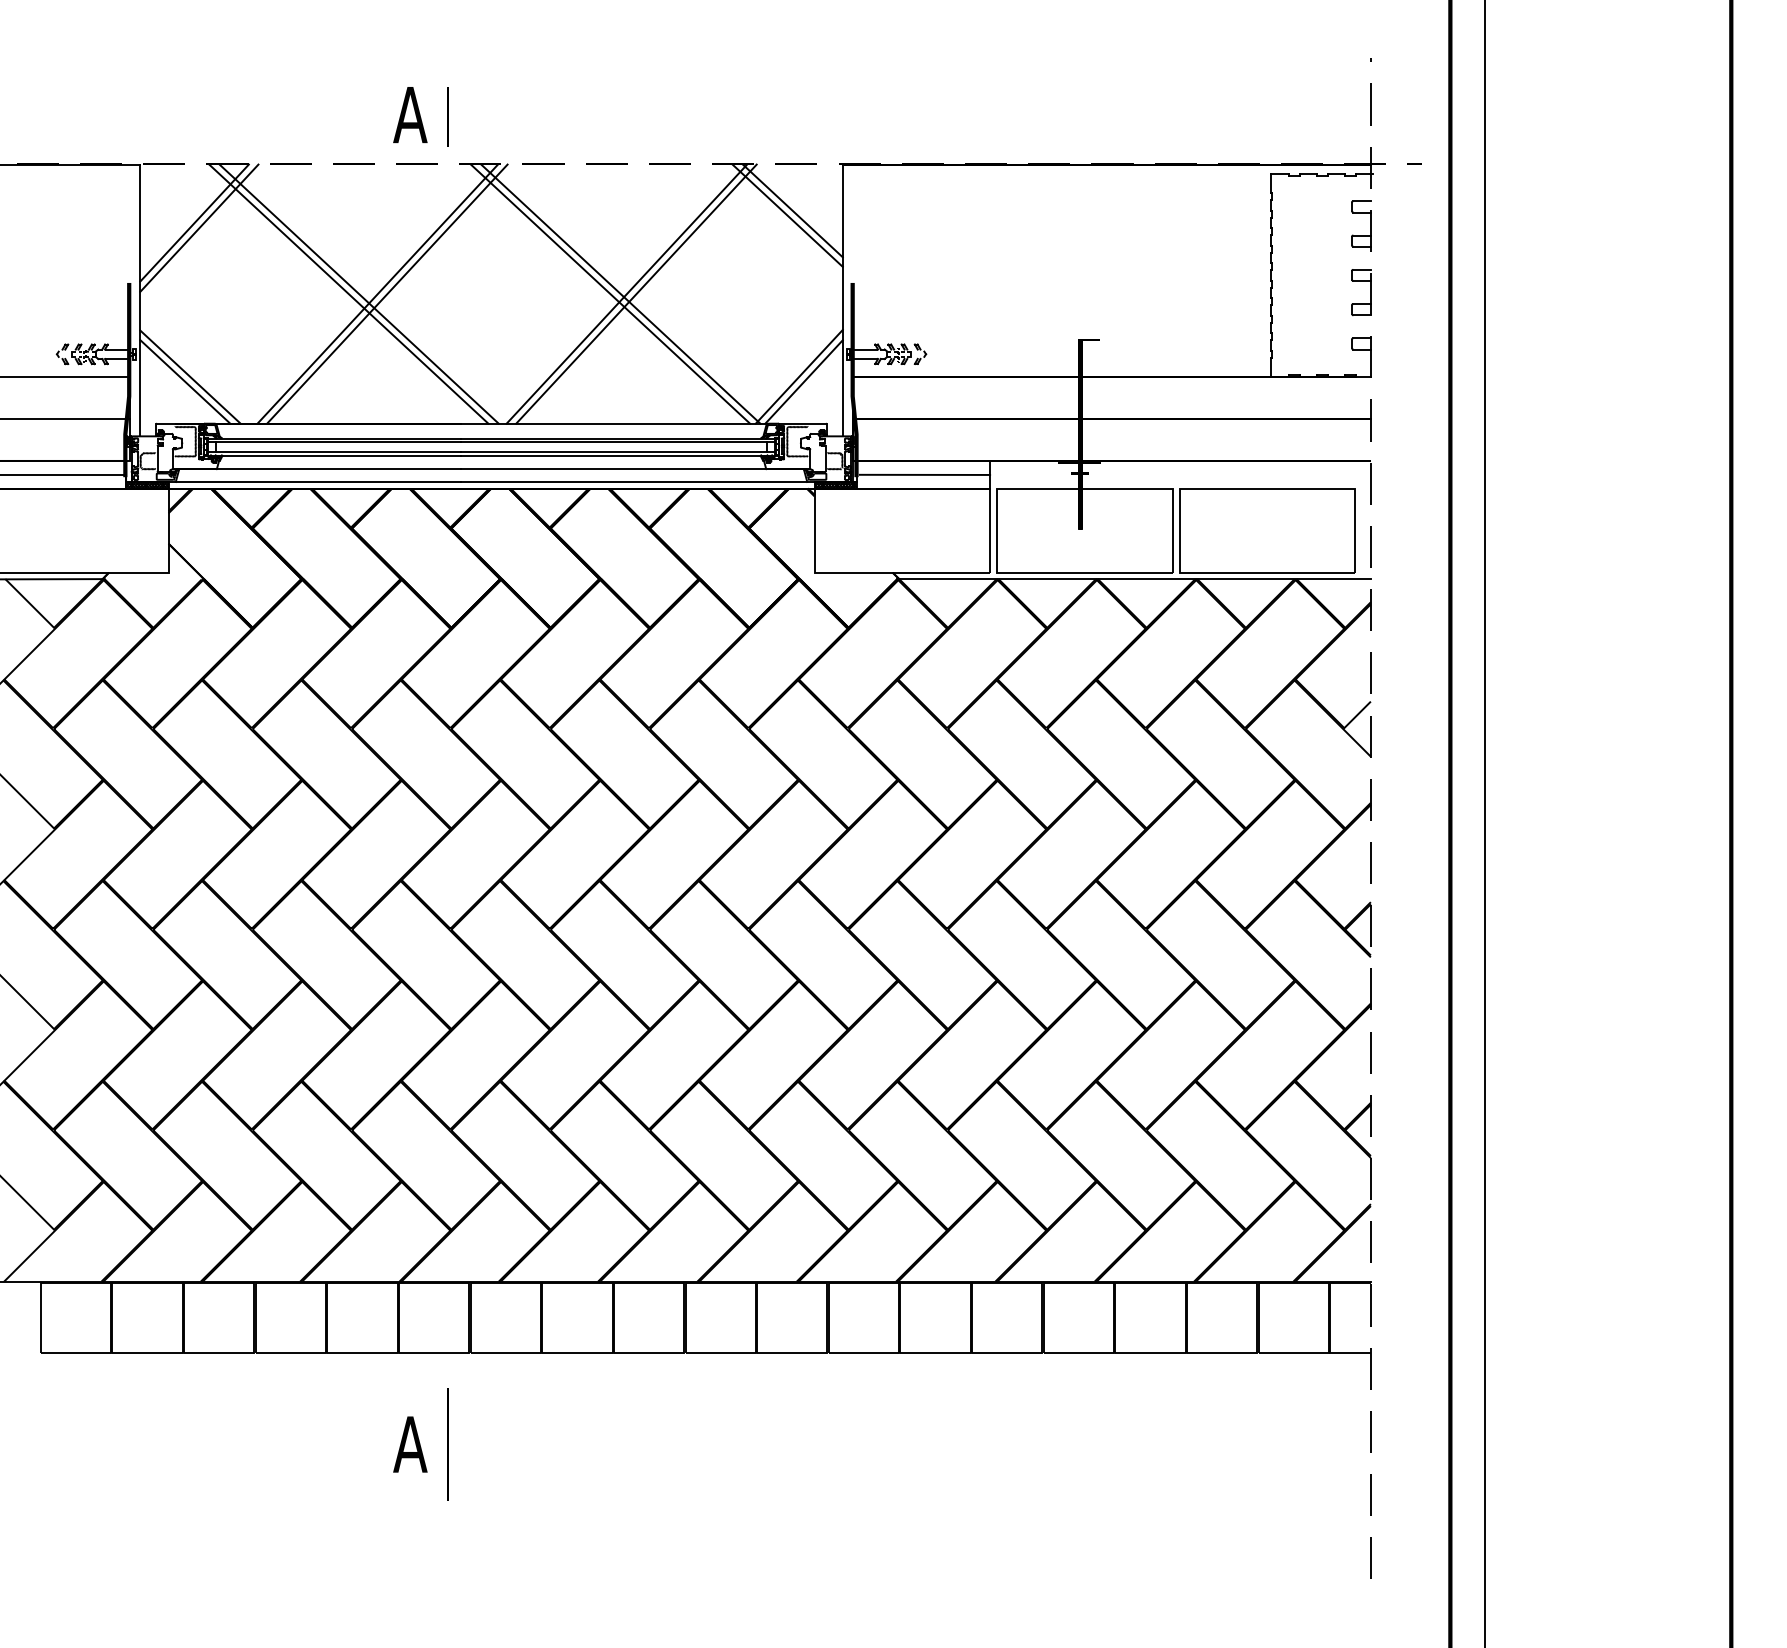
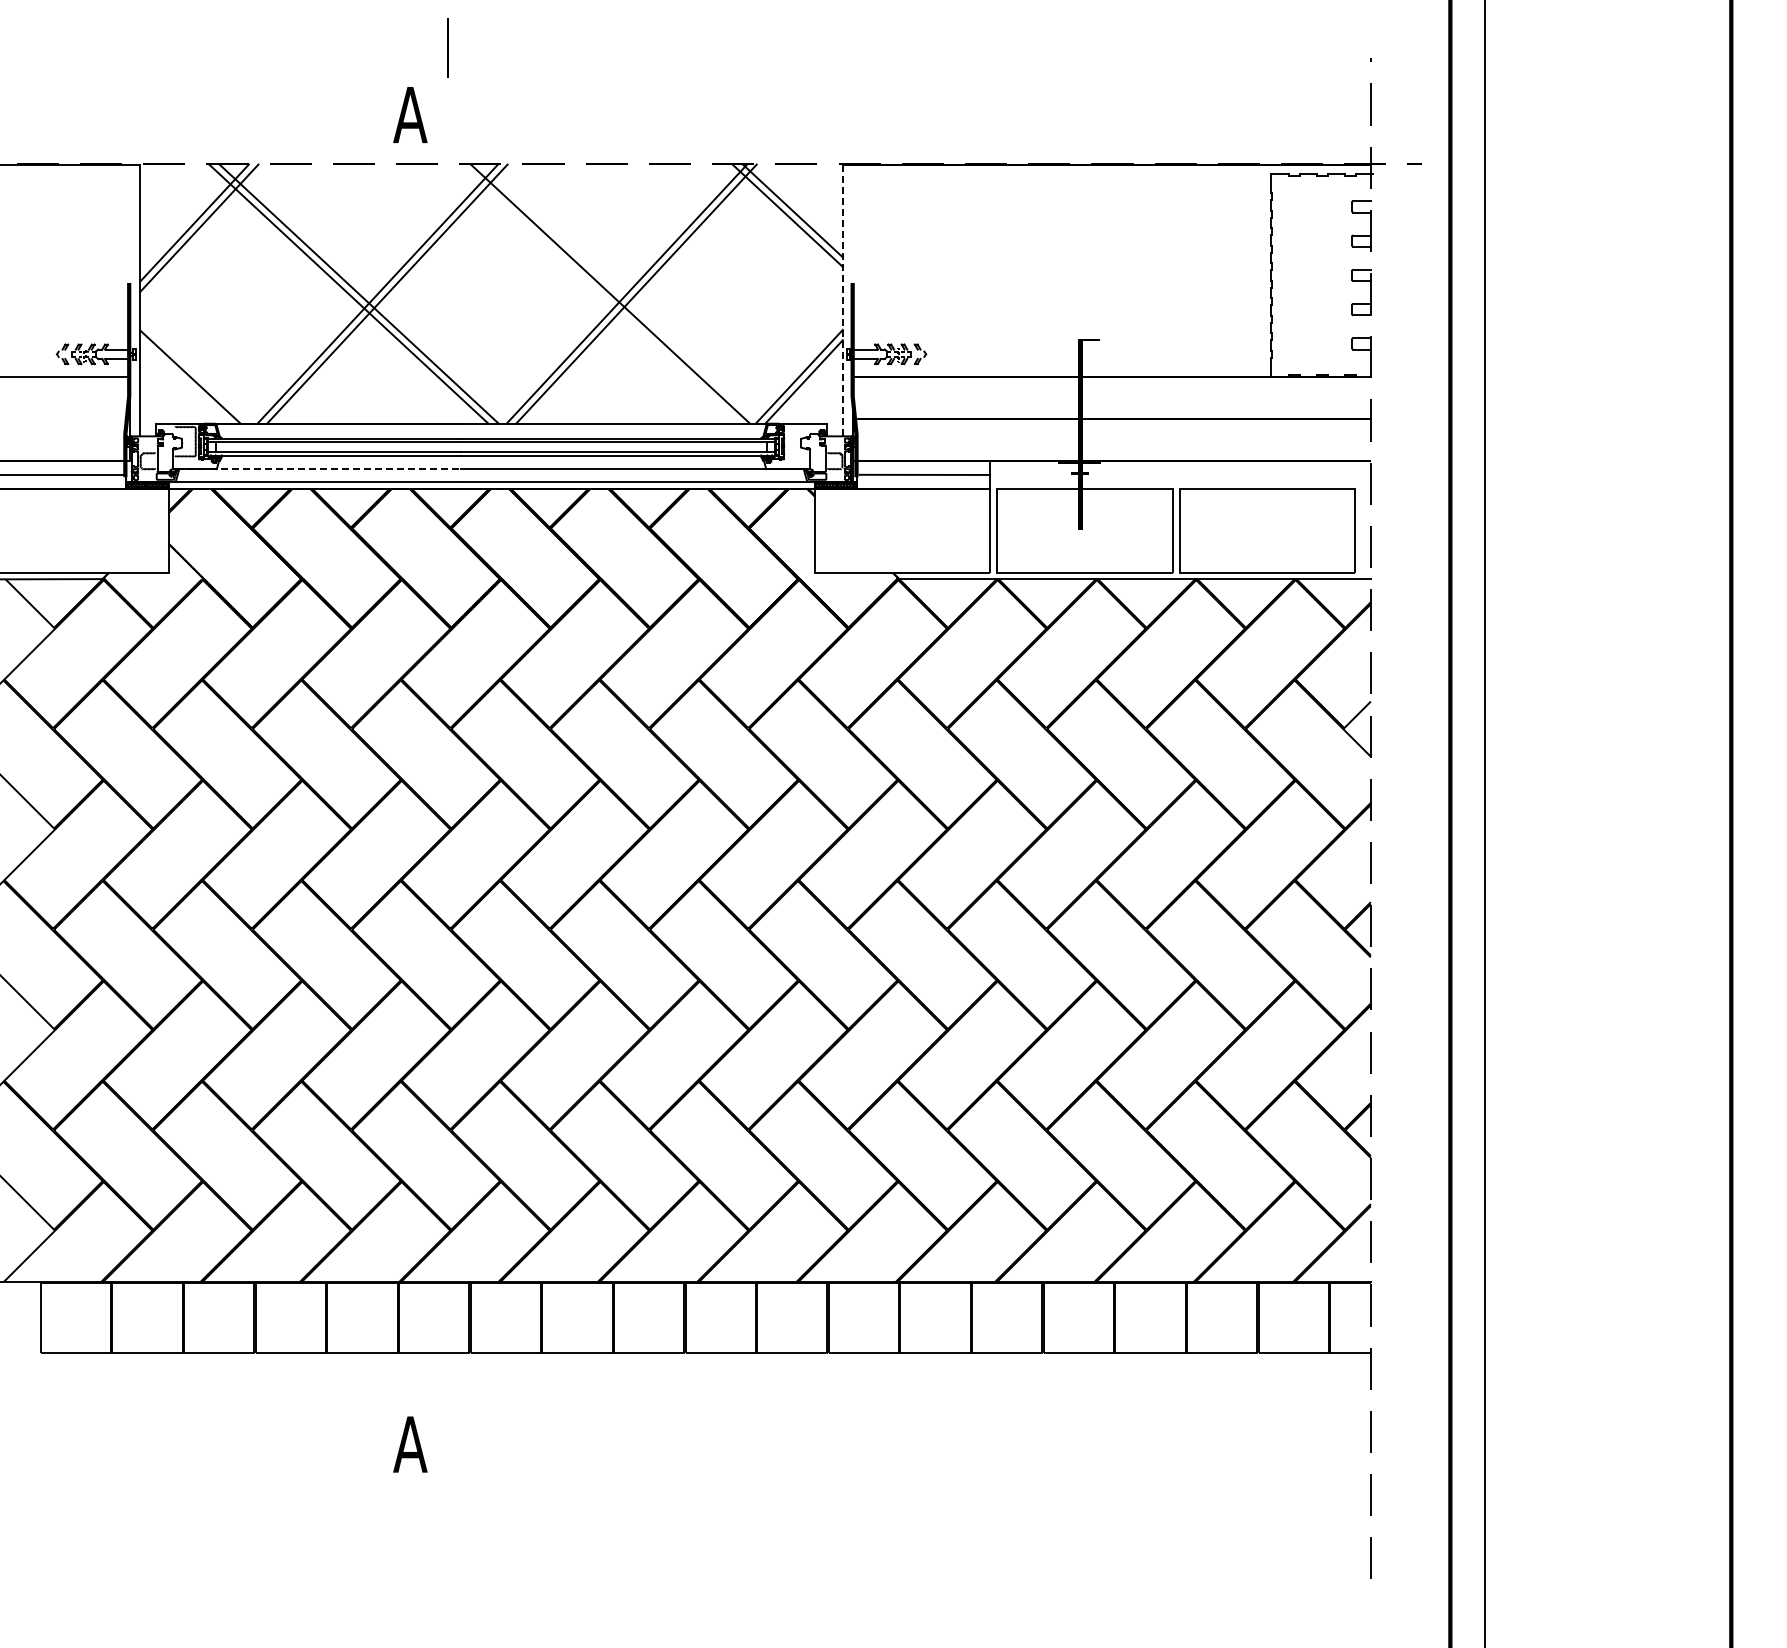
line position: (447, 116) -> (447, 47) (447, 47)
line: present -> none (620, 293)
line: solid -> dashed (842, 300)
line: present -> none (185, 381)
line: present -> none (65, 418)
hatch: present -> none (797, 441)
line: solid -> dashed (319, 469)
line: present -> none (447, 1444)
